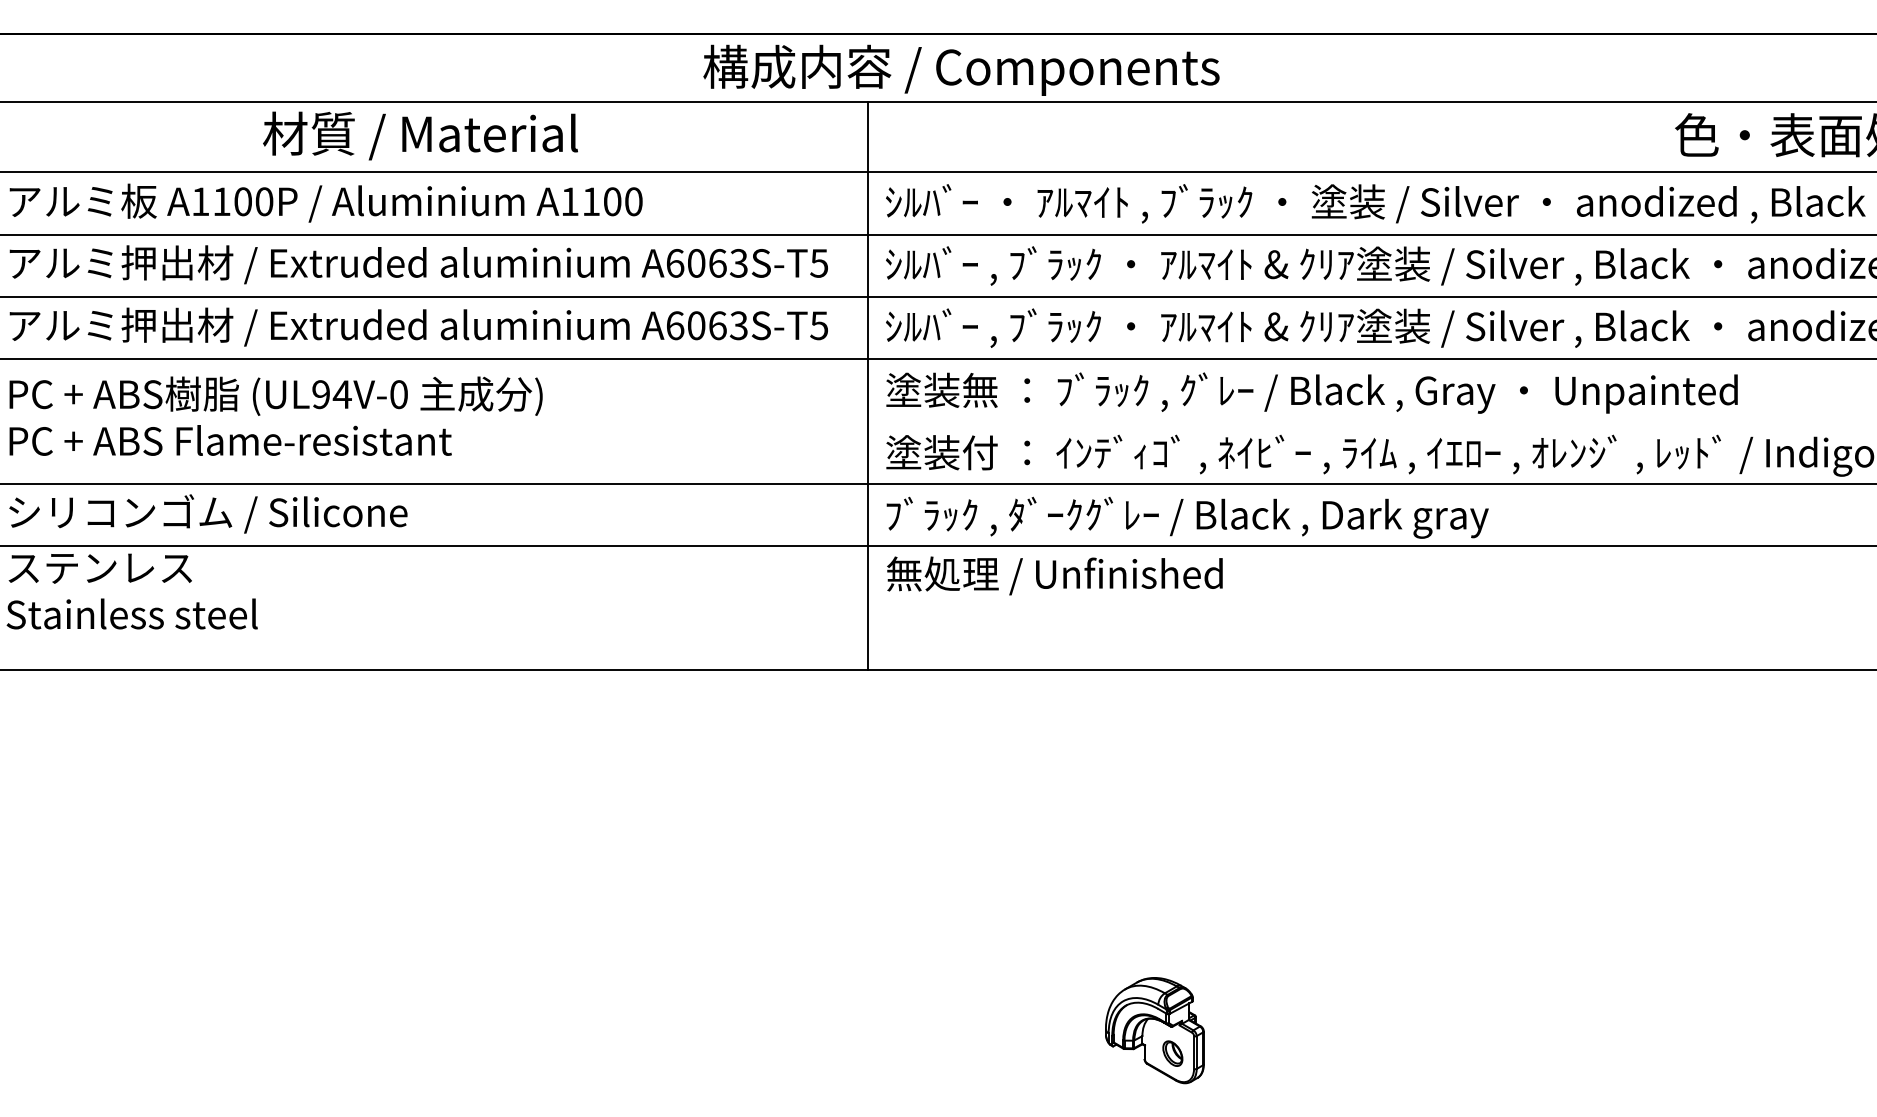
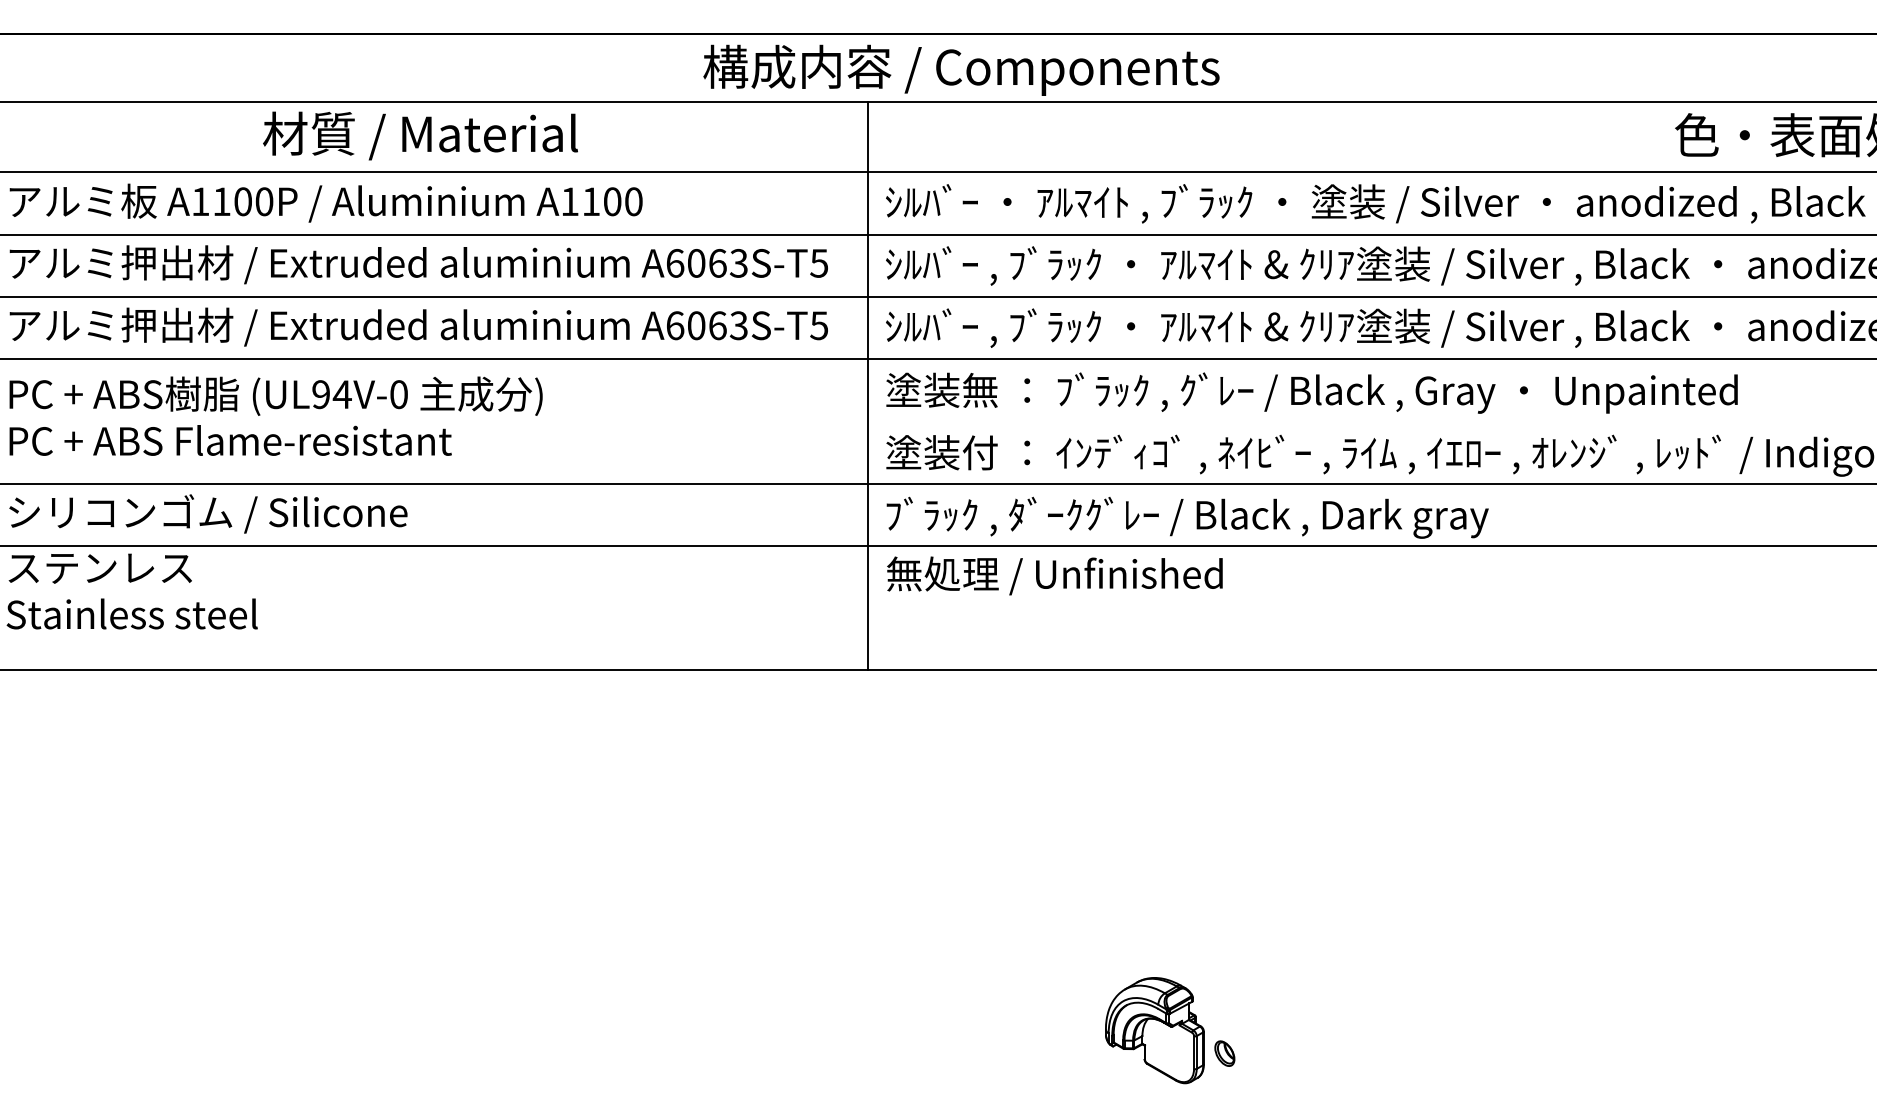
part position: (1172, 1053) -> (1224, 1053) (1224, 1053)
